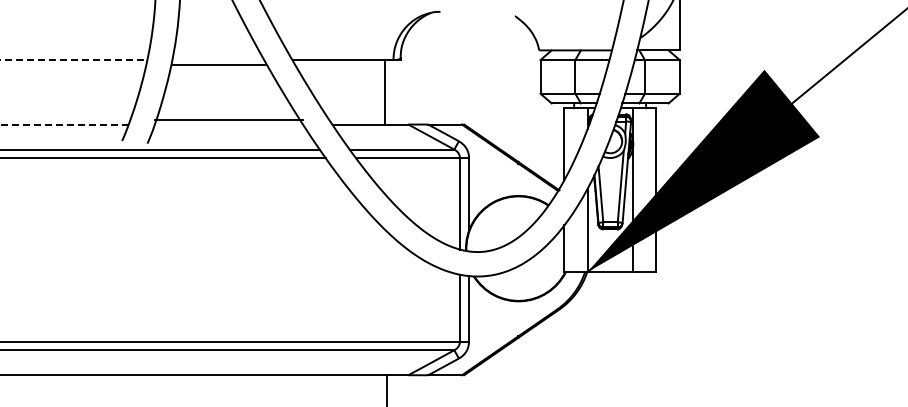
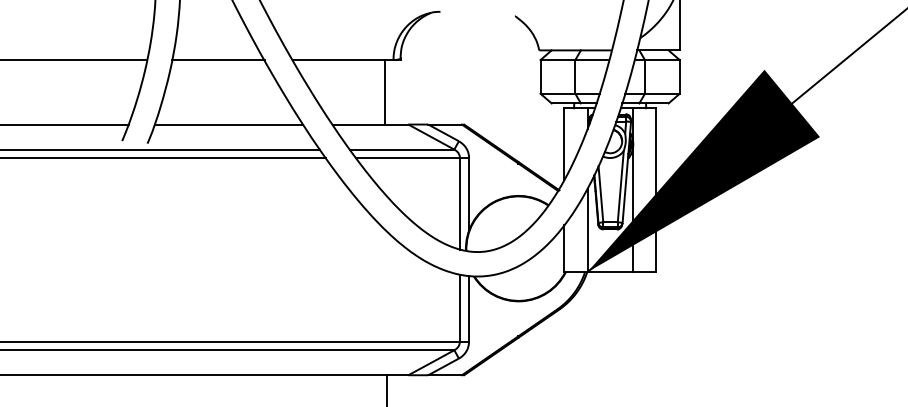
line: dashed -> solid (74, 60)
line position: (218, 65) -> (218, 60) (218, 60)
line position: (228, 119) -> (228, 124) (228, 124)
line: dashed -> solid (64, 124)
